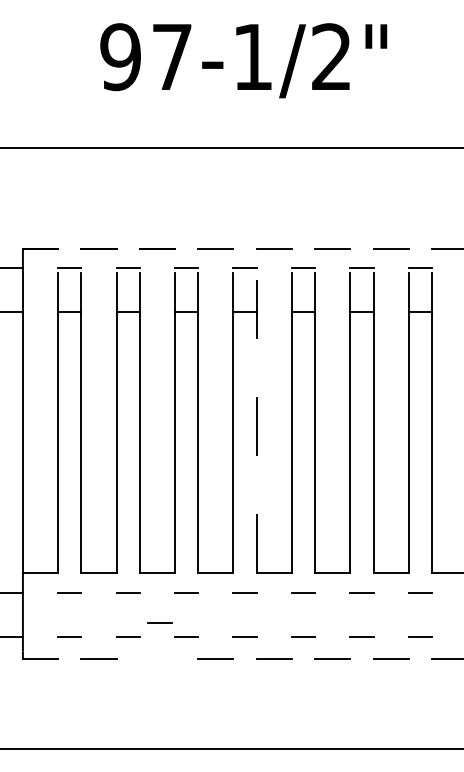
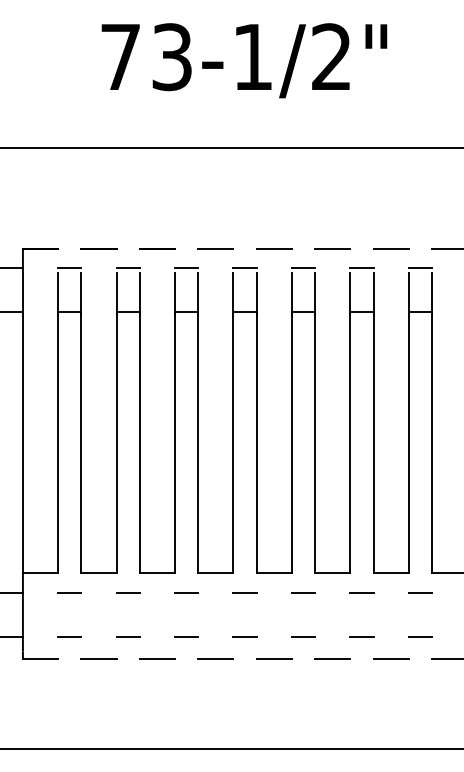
text: 97-1/2" -> 73-1/2" (145, 57)
line: dashed -> solid (256, 422)
line: present -> none (159, 622)
line: none -> present (156, 658)
